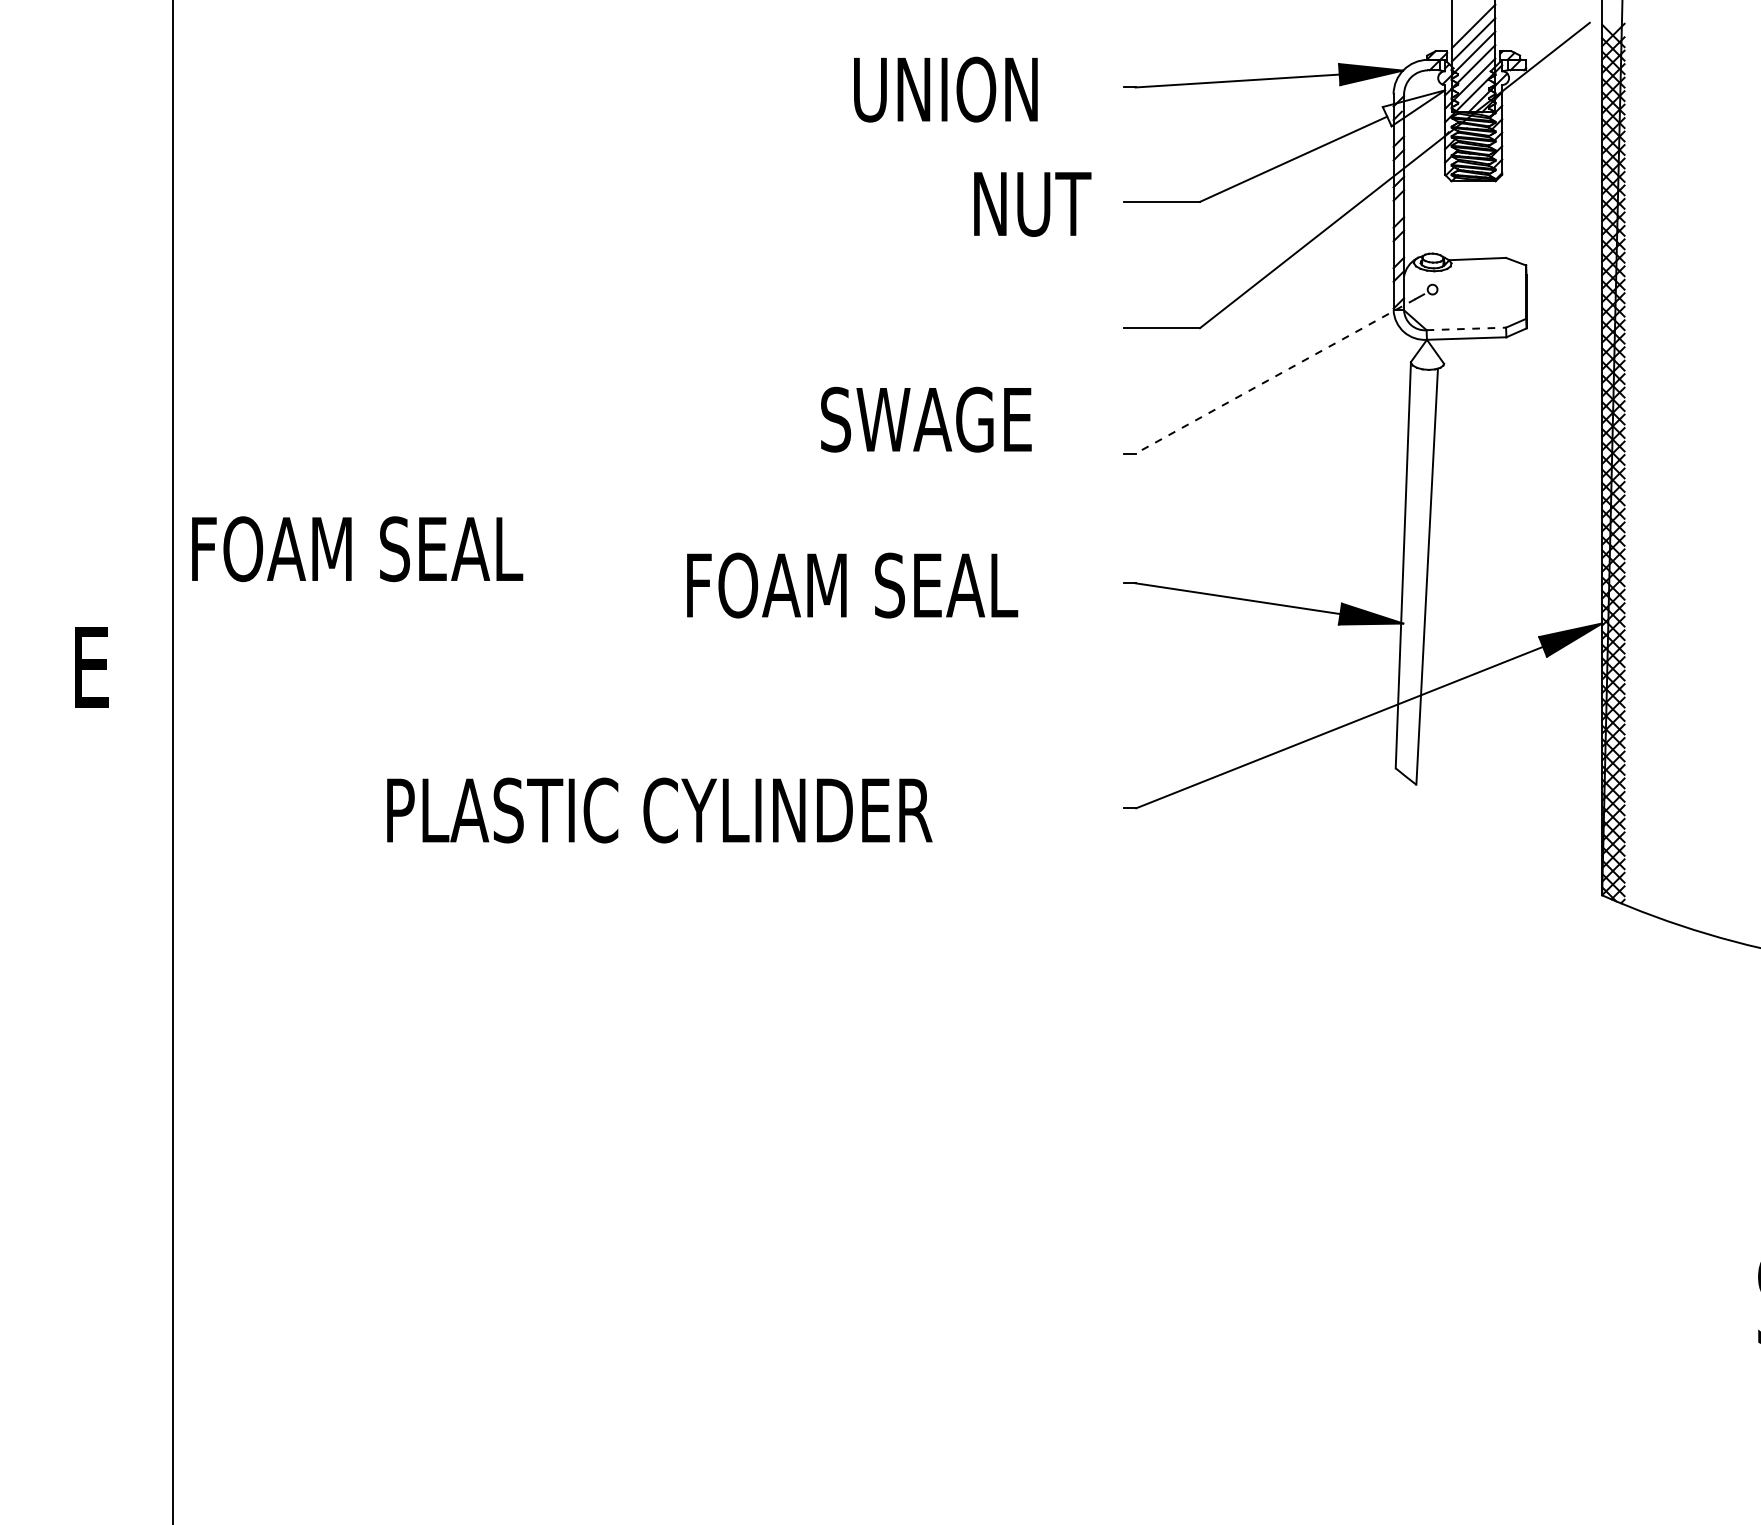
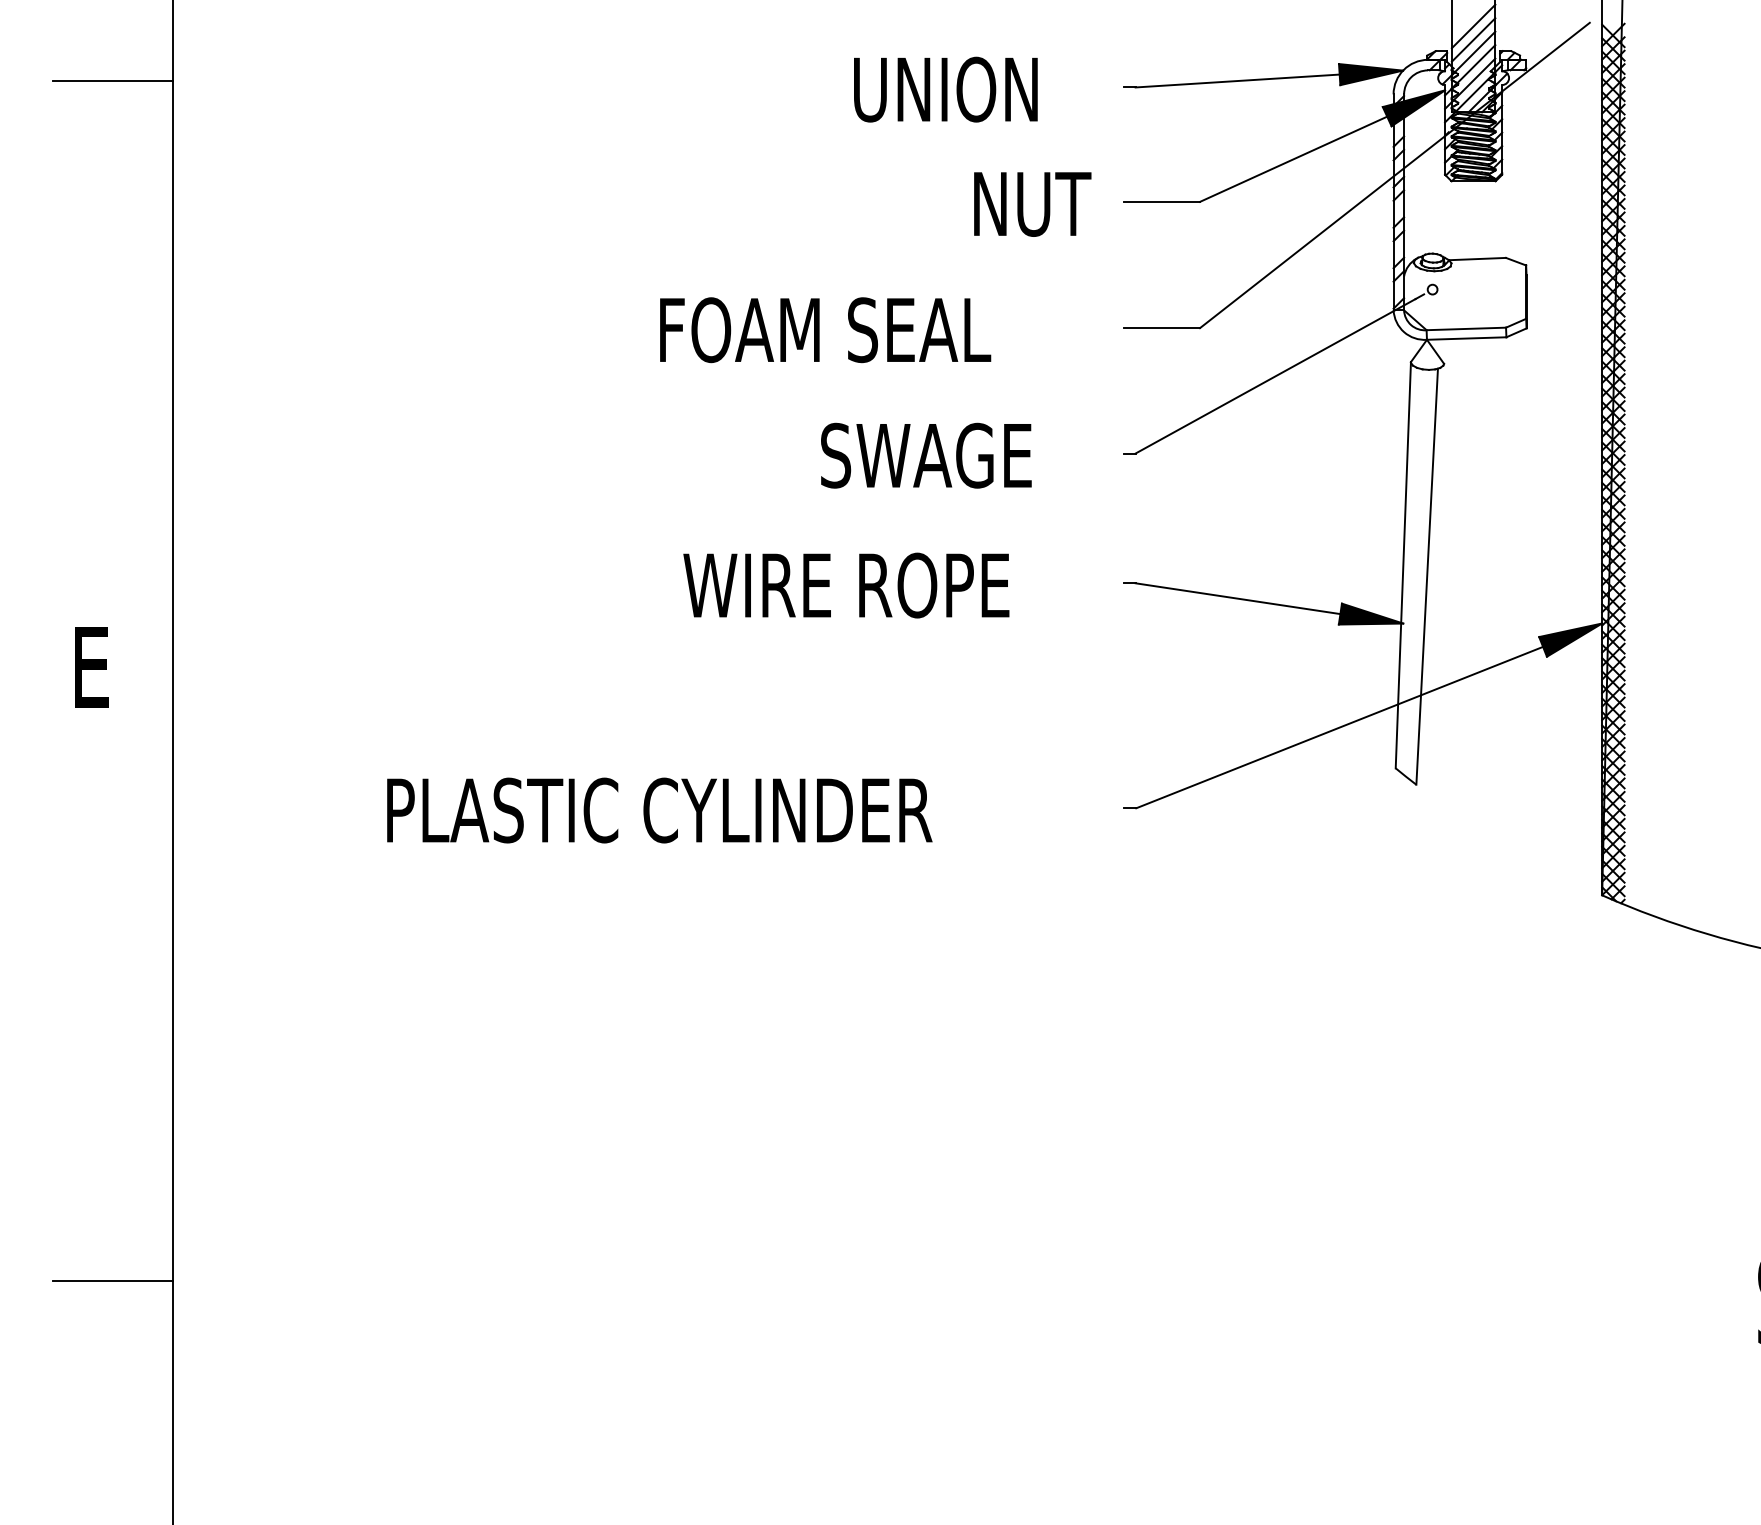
line: none -> present (112, 80)
fill: none -> present (1413, 108)
line: dashed -> solid (1466, 328)
line: dashed -> solid (1275, 376)
text position: (926, 419) -> (926, 455) (926, 455)
text position: (357, 549) -> (825, 330) (825, 330)
text: FOAM SEAL -> WIRE ROPE (850, 585)
line: none -> present (112, 1281)
